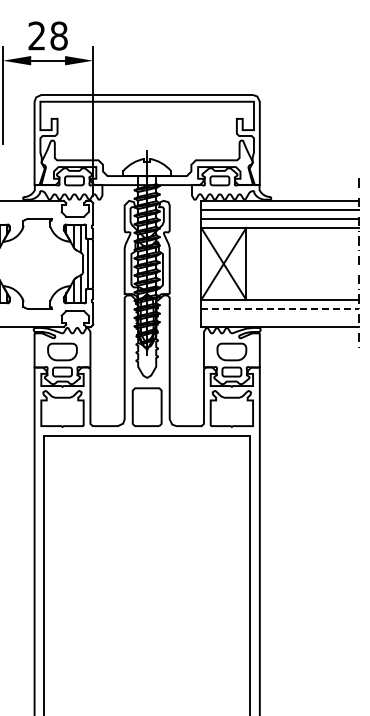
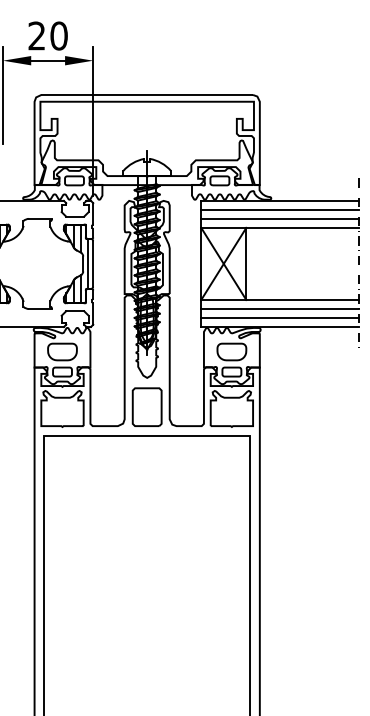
text: 28 -> 20 (58, 36)
line: dashed -> solid (280, 309)
line: none -> present (279, 318)
